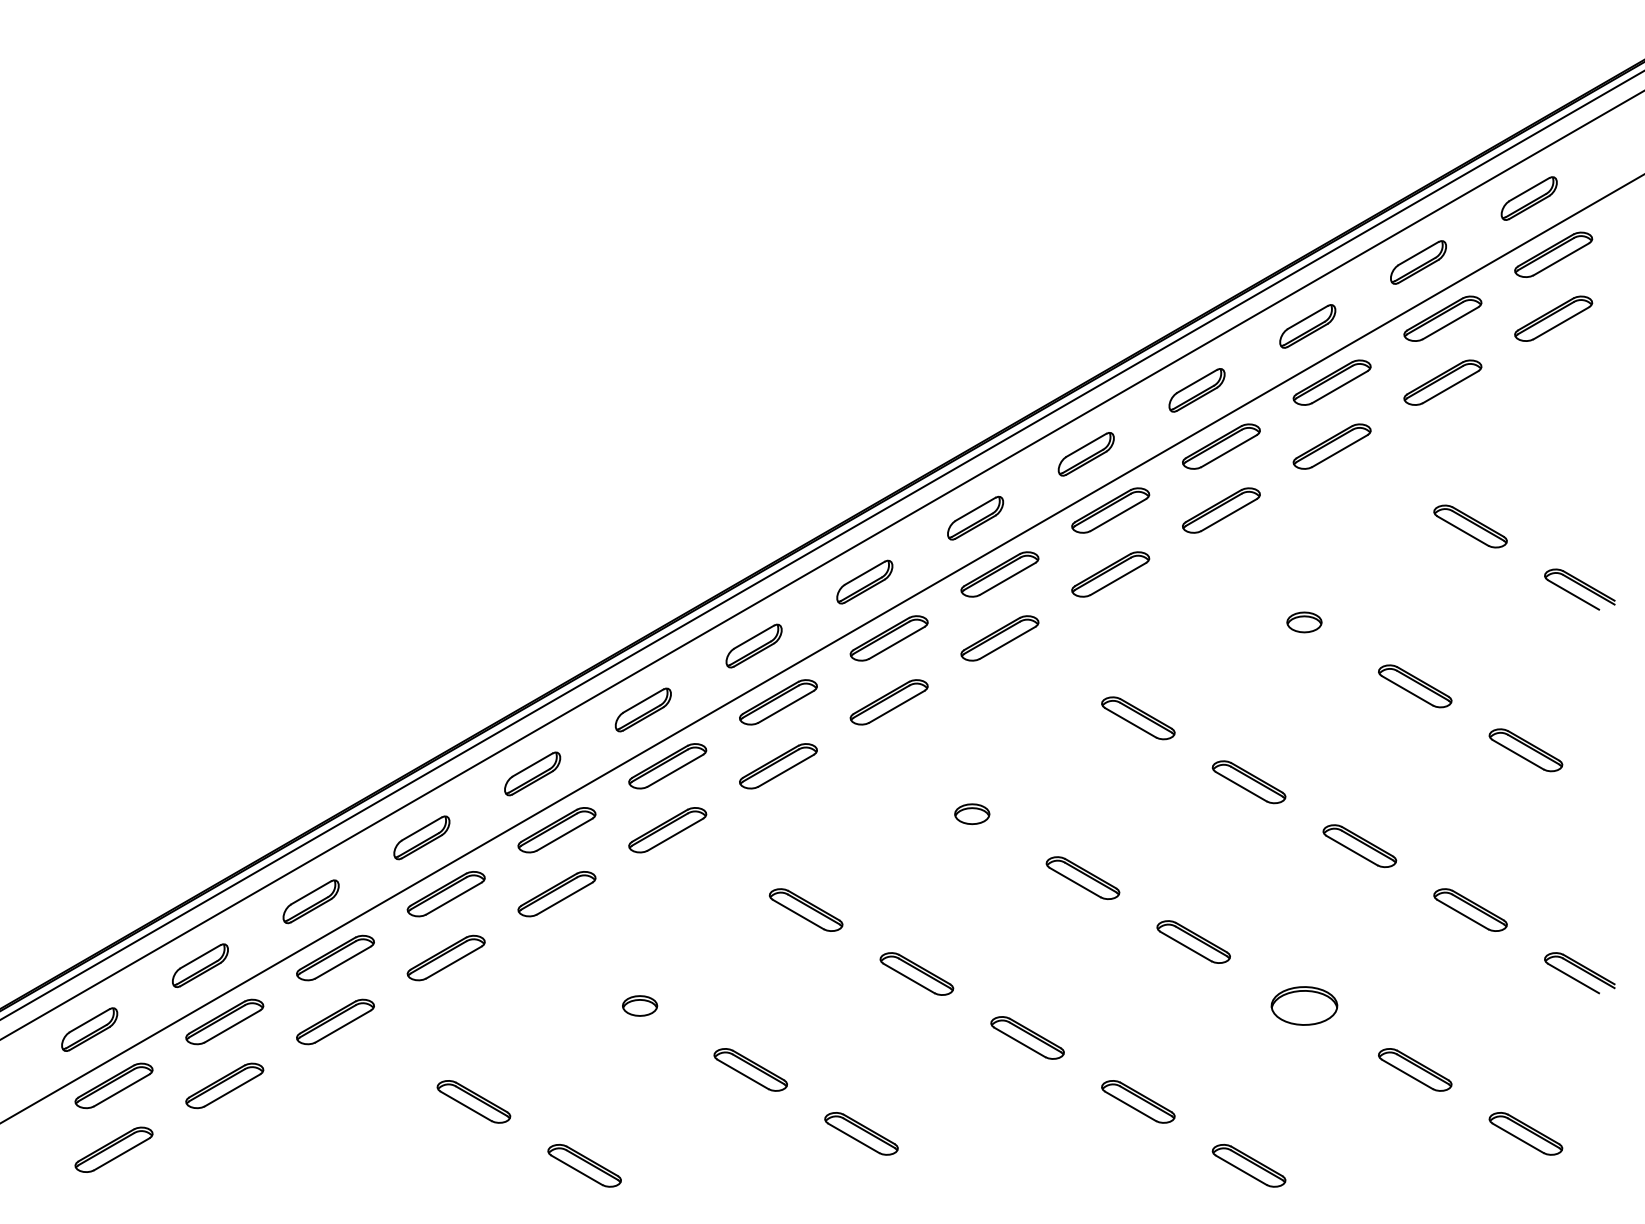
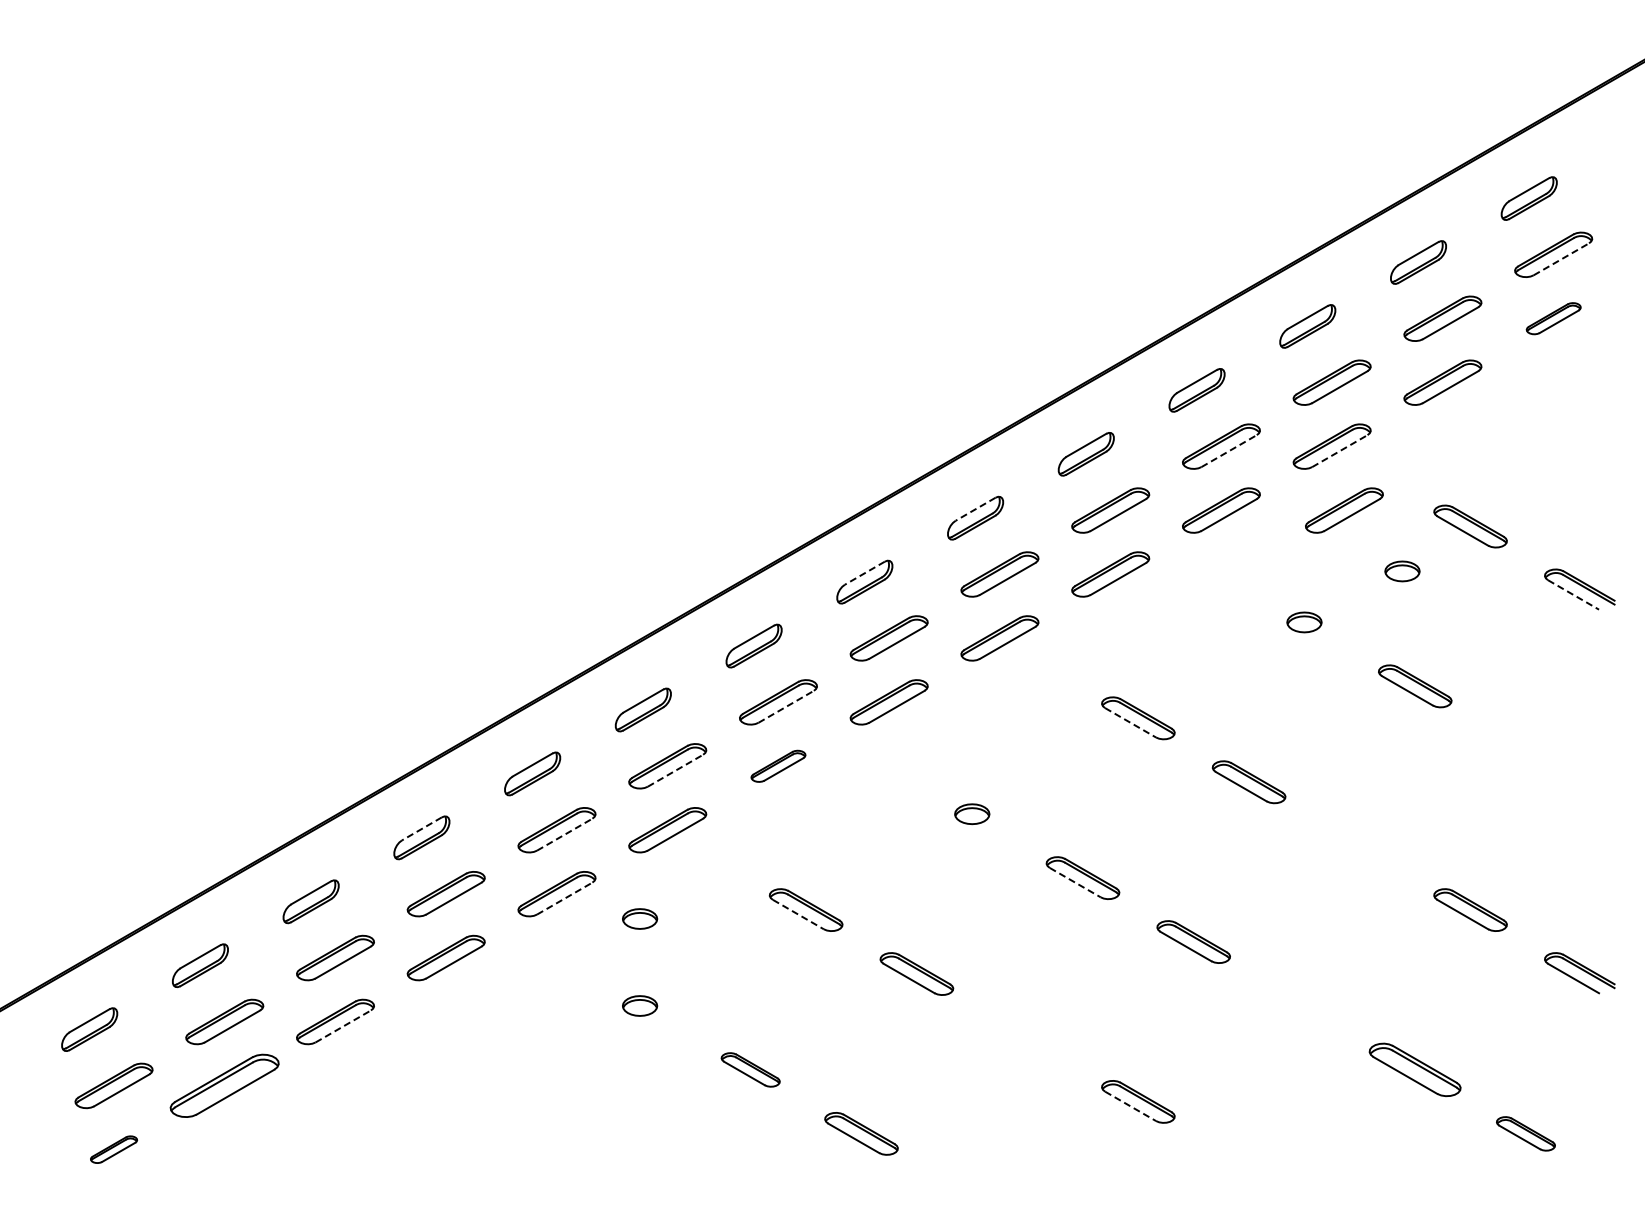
line: solid -> dashed (1561, 259)
part size: 80x47 px -> 57x34 px (1553, 318)
line: solid -> dashed (1229, 451)
line: solid -> dashed (1339, 451)
line: solid -> dashed (975, 509)
part: none -> present (1344, 510)
line: present -> none (821, 545)
line: present -> none (821, 565)
part: none -> present (1402, 571)
line: solid -> dashed (864, 573)
line: solid -> dashed (1574, 595)
line: present -> none (821, 648)
line: solid -> dashed (786, 706)
line: solid -> dashed (1131, 723)
part: present -> none (1525, 750)
part size: 79x47 px -> 57x34 px (778, 765)
line: solid -> dashed (675, 770)
line: solid -> dashed (421, 829)
line: solid -> dashed (564, 834)
part: present -> none (1359, 846)
line: solid -> dashed (1075, 882)
line: solid -> dashed (564, 898)
line: solid -> dashed (798, 914)
part: none -> present (640, 918)
part: present -> none (1304, 1005)
line: solid -> dashed (343, 1026)
part: present -> none (1027, 1037)
part size: 75x44 px -> 61x36 px (750, 1069)
part size: 75x44 px -> 94x55 px (1414, 1069)
part size: 80x48 px -> 111x65 px (224, 1085)
part: present -> none (473, 1101)
line: solid -> dashed (1131, 1106)
part size: 76x44 px -> 60x36 px (1525, 1133)
part size: 80x47 px -> 49x29 px (114, 1149)
part: present -> none (584, 1165)
part: present -> none (1248, 1165)
